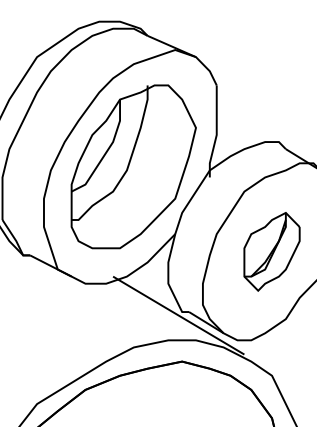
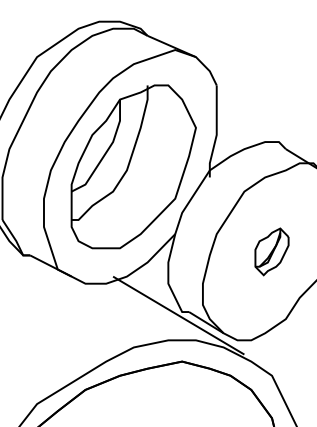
part size: 58x80 px -> 36x50 px (271, 251)
